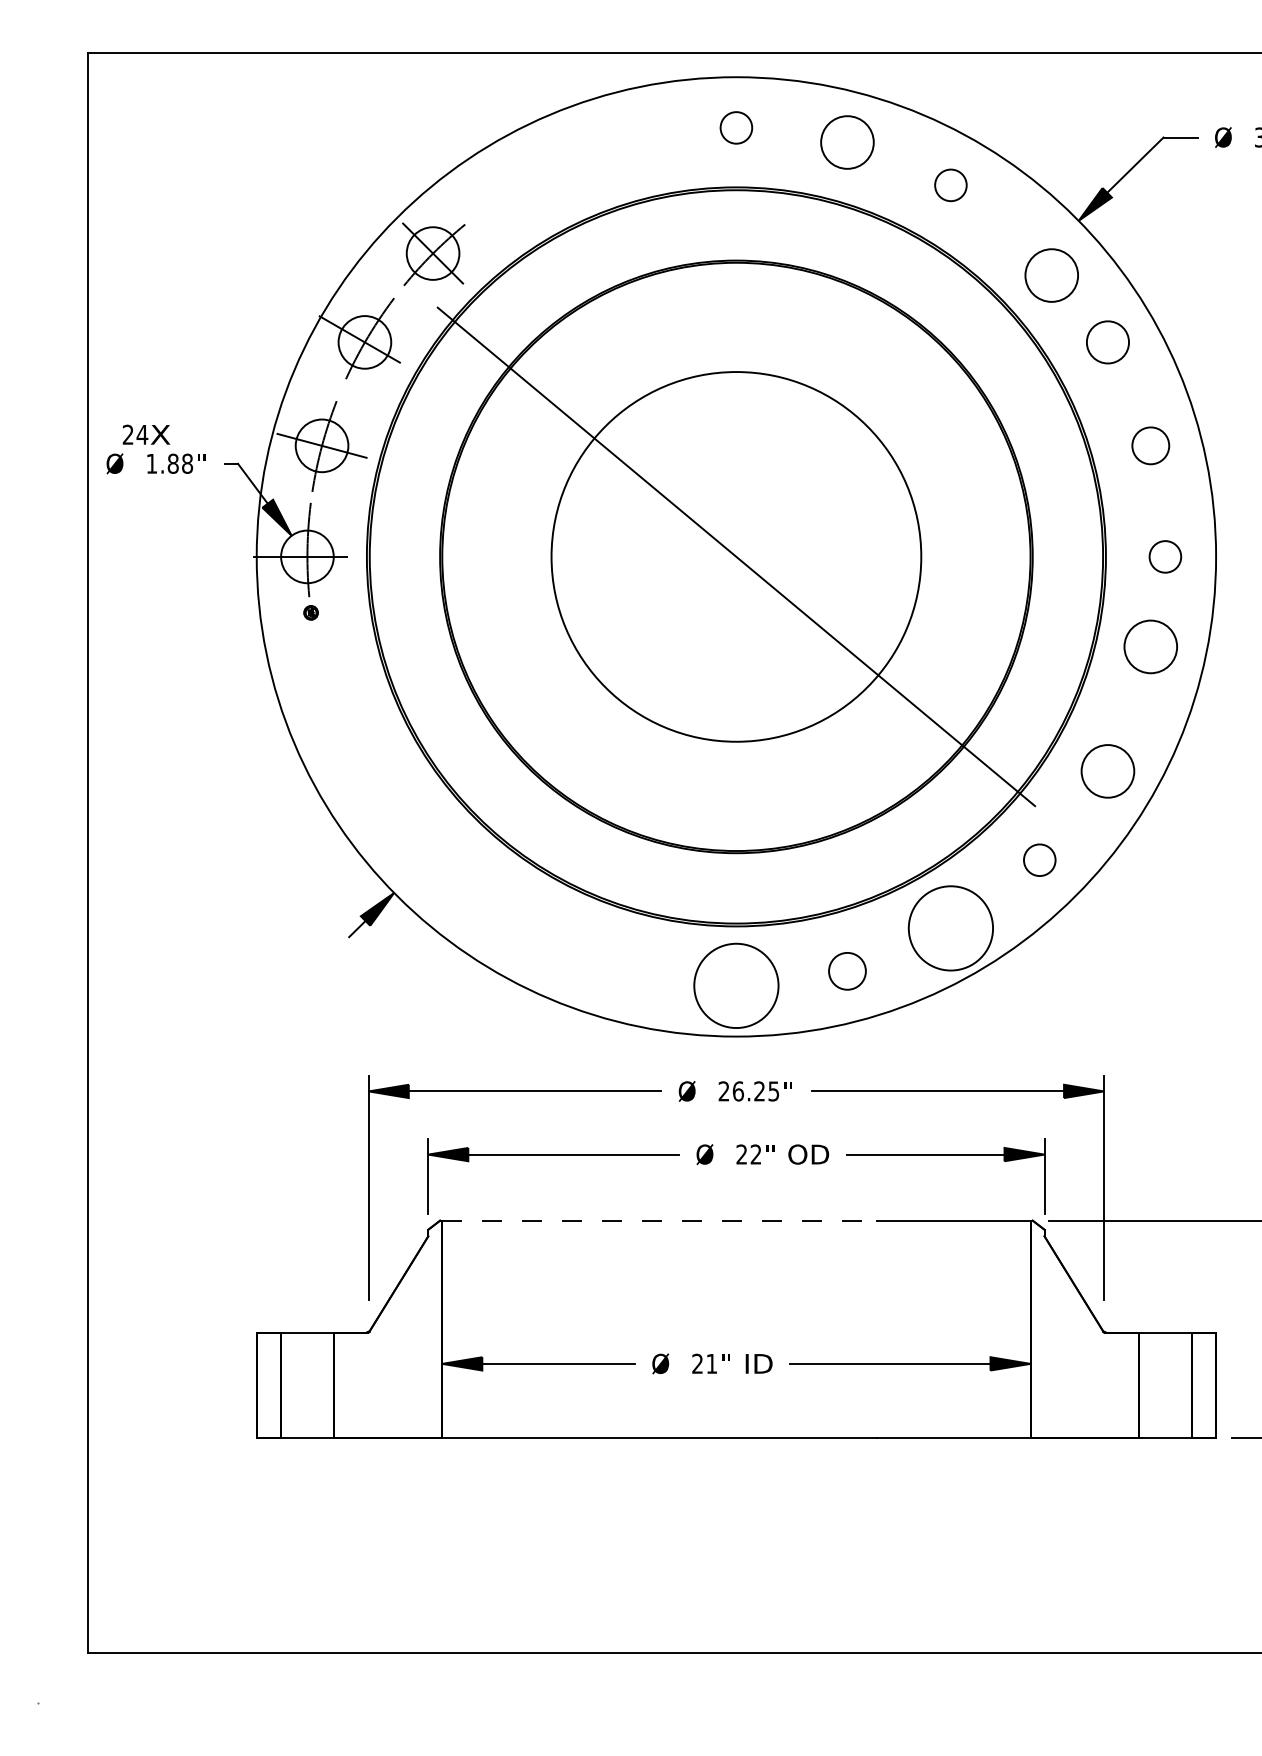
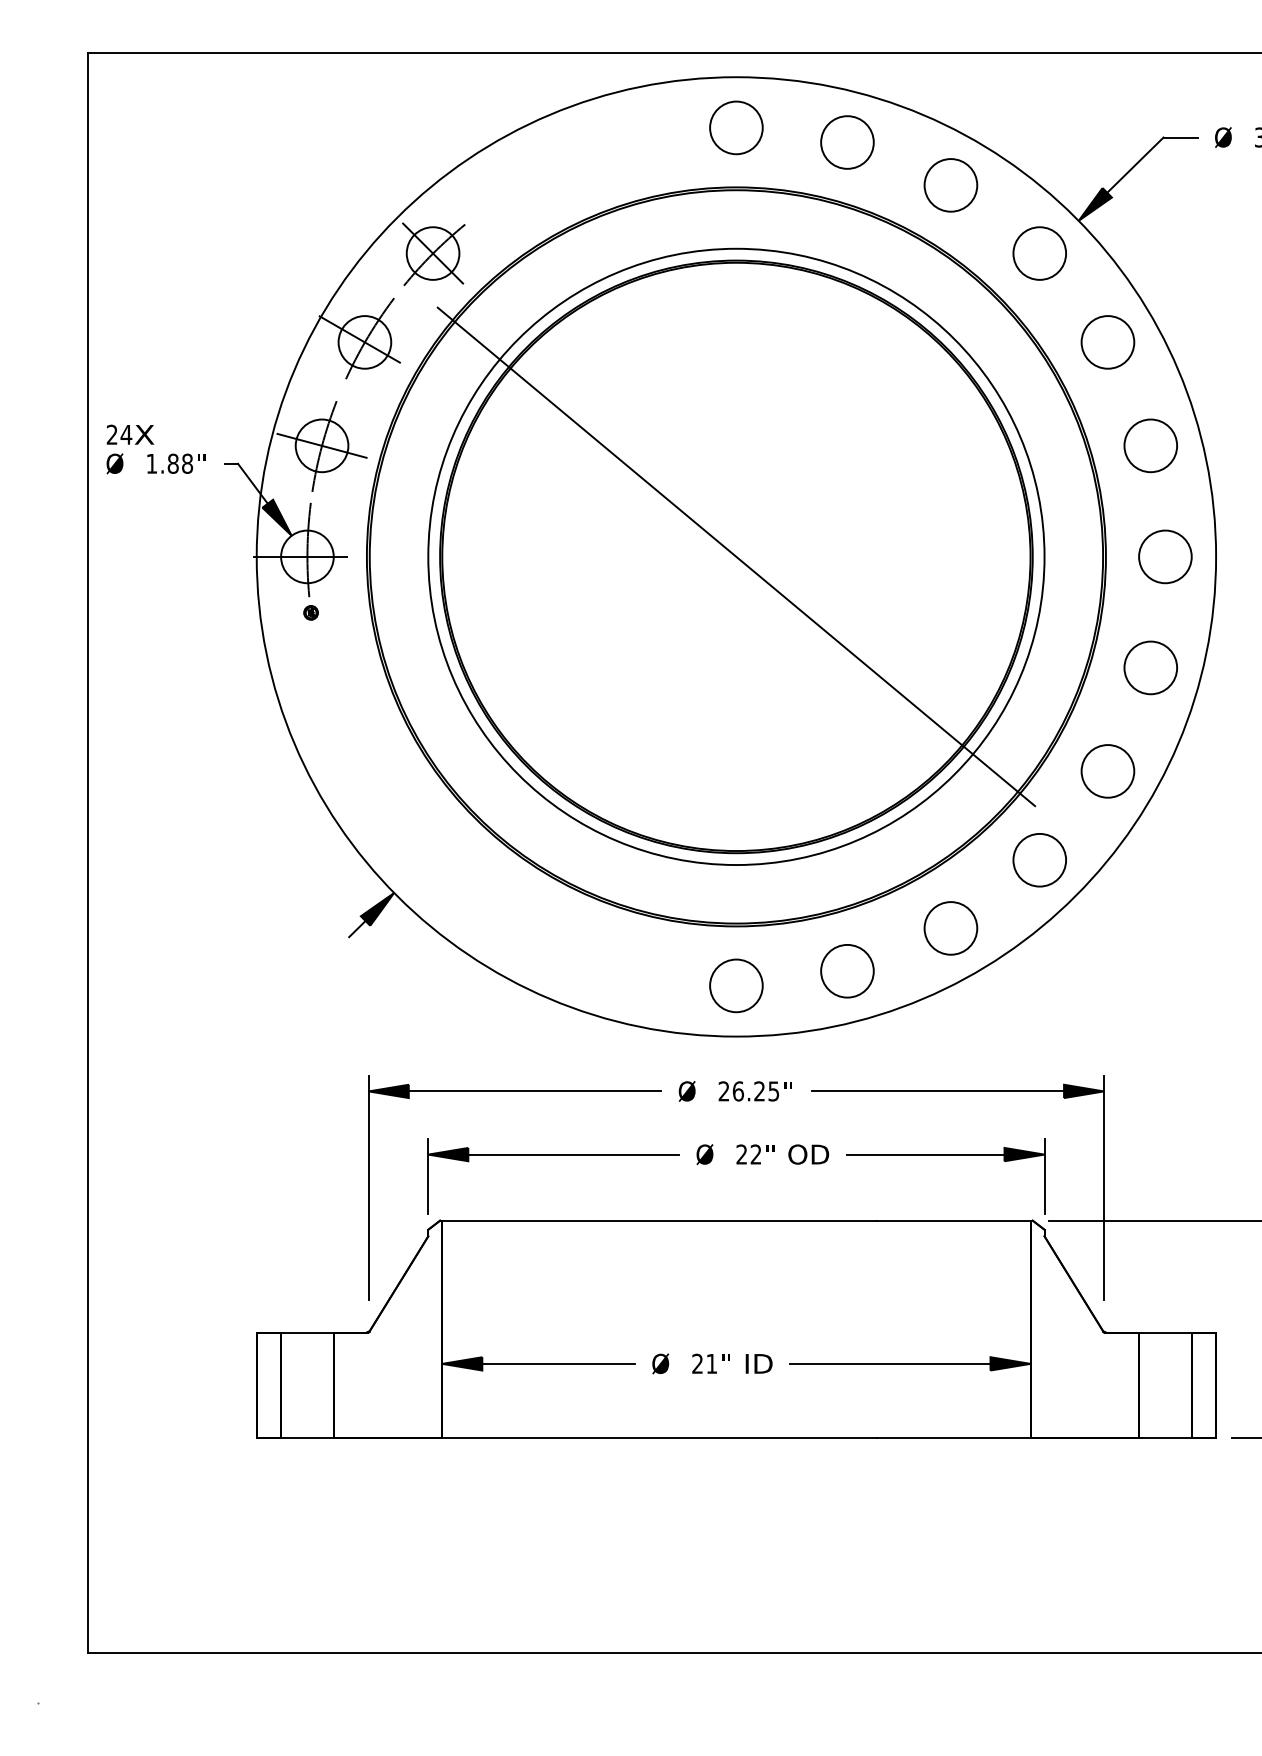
circle diameter: 32 px -> 53 px (736, 127)
circle diameter: 32 px -> 53 px (950, 185)
circle position: (1051, 275) -> (1039, 253) (1039, 253)
circle size: 44x45 px -> 56x55 px (1107, 342)
text position: (146, 434) -> (130, 434) (130, 434)
circle diameter: 37 px -> 53 px (1150, 445)
circle diameter: 370 px -> 616 px (736, 556)
circle diameter: 32 px -> 53 px (1165, 556)
circle position: (1150, 646) -> (1150, 667) (1150, 667)
circle diameter: 32 px -> 53 px (1039, 859)
circle diameter: 84 px -> 53 px (950, 928)
circle size: 39x39 px -> 55x55 px (847, 971)
circle diameter: 84 px -> 53 px (736, 985)
line: dashed -> solid (659, 1220)
